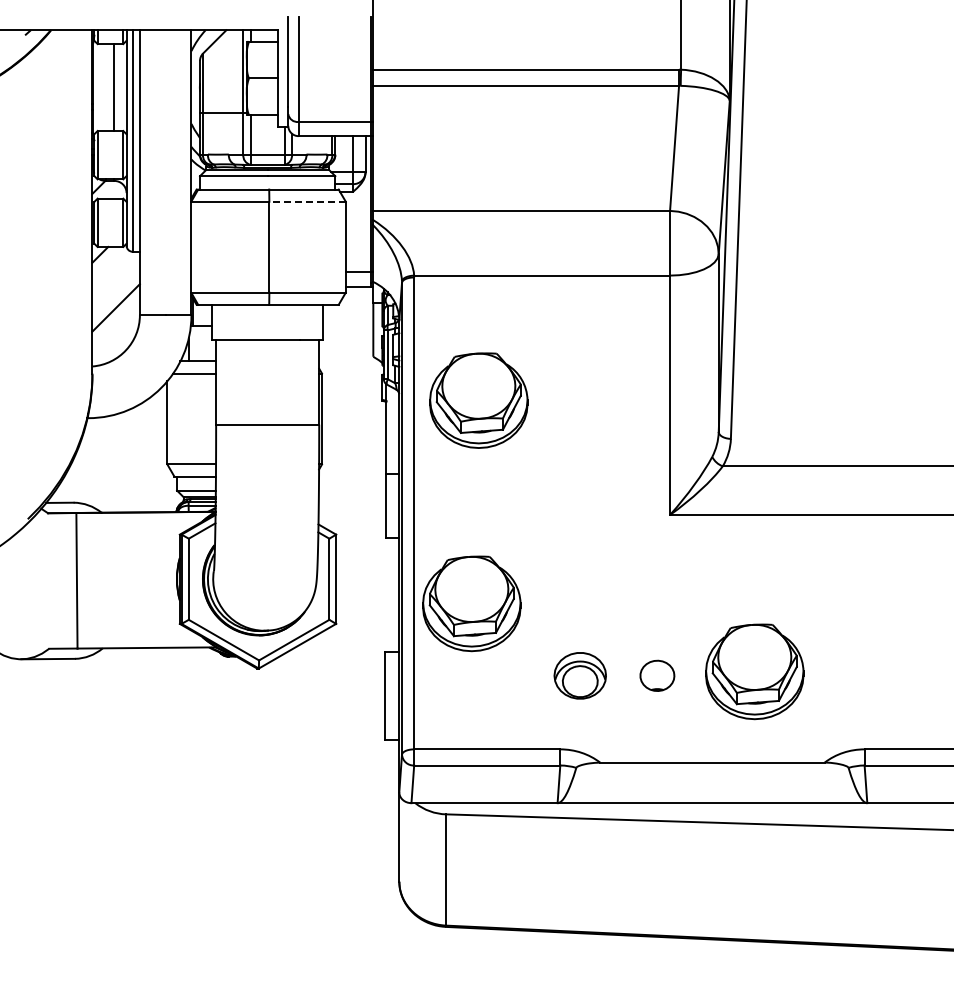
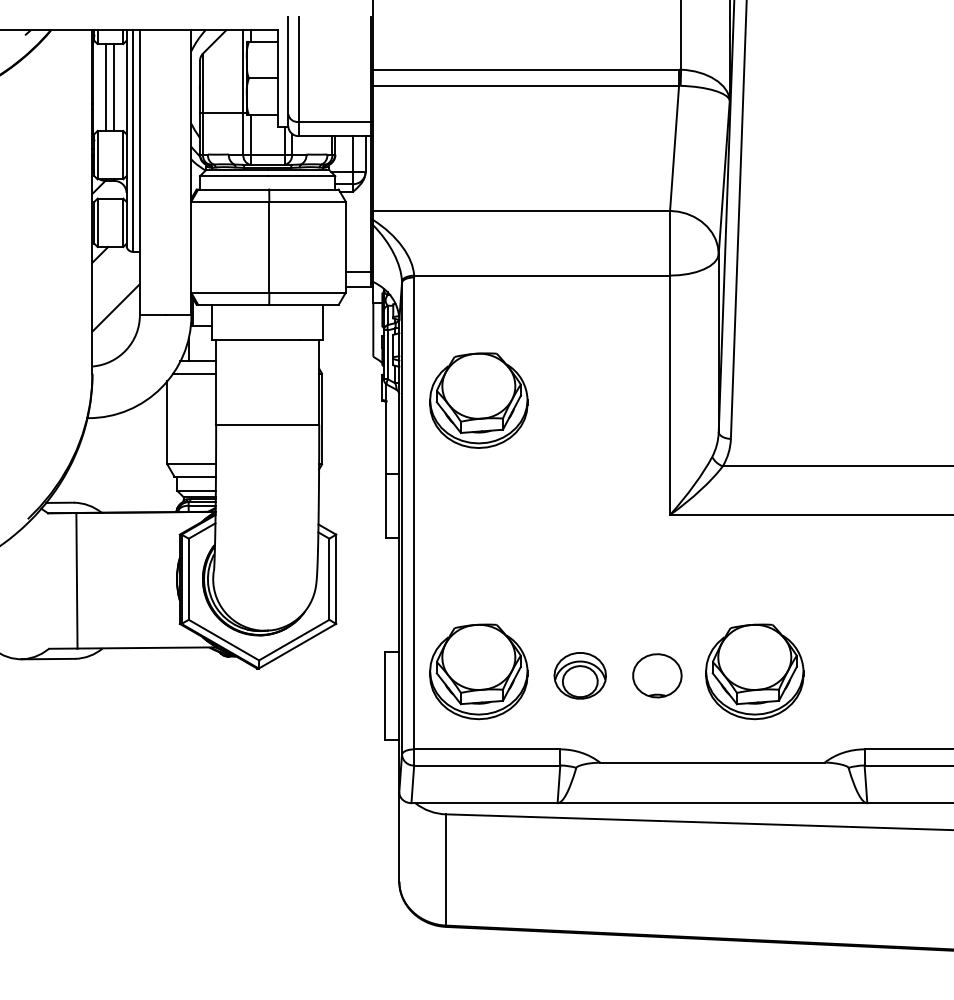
line: none -> present (105, 87)
line: dashed -> solid (307, 201)
part position: (471, 603) -> (478, 671) (478, 671)
part size: 37x33 px -> 51x46 px (657, 675)
